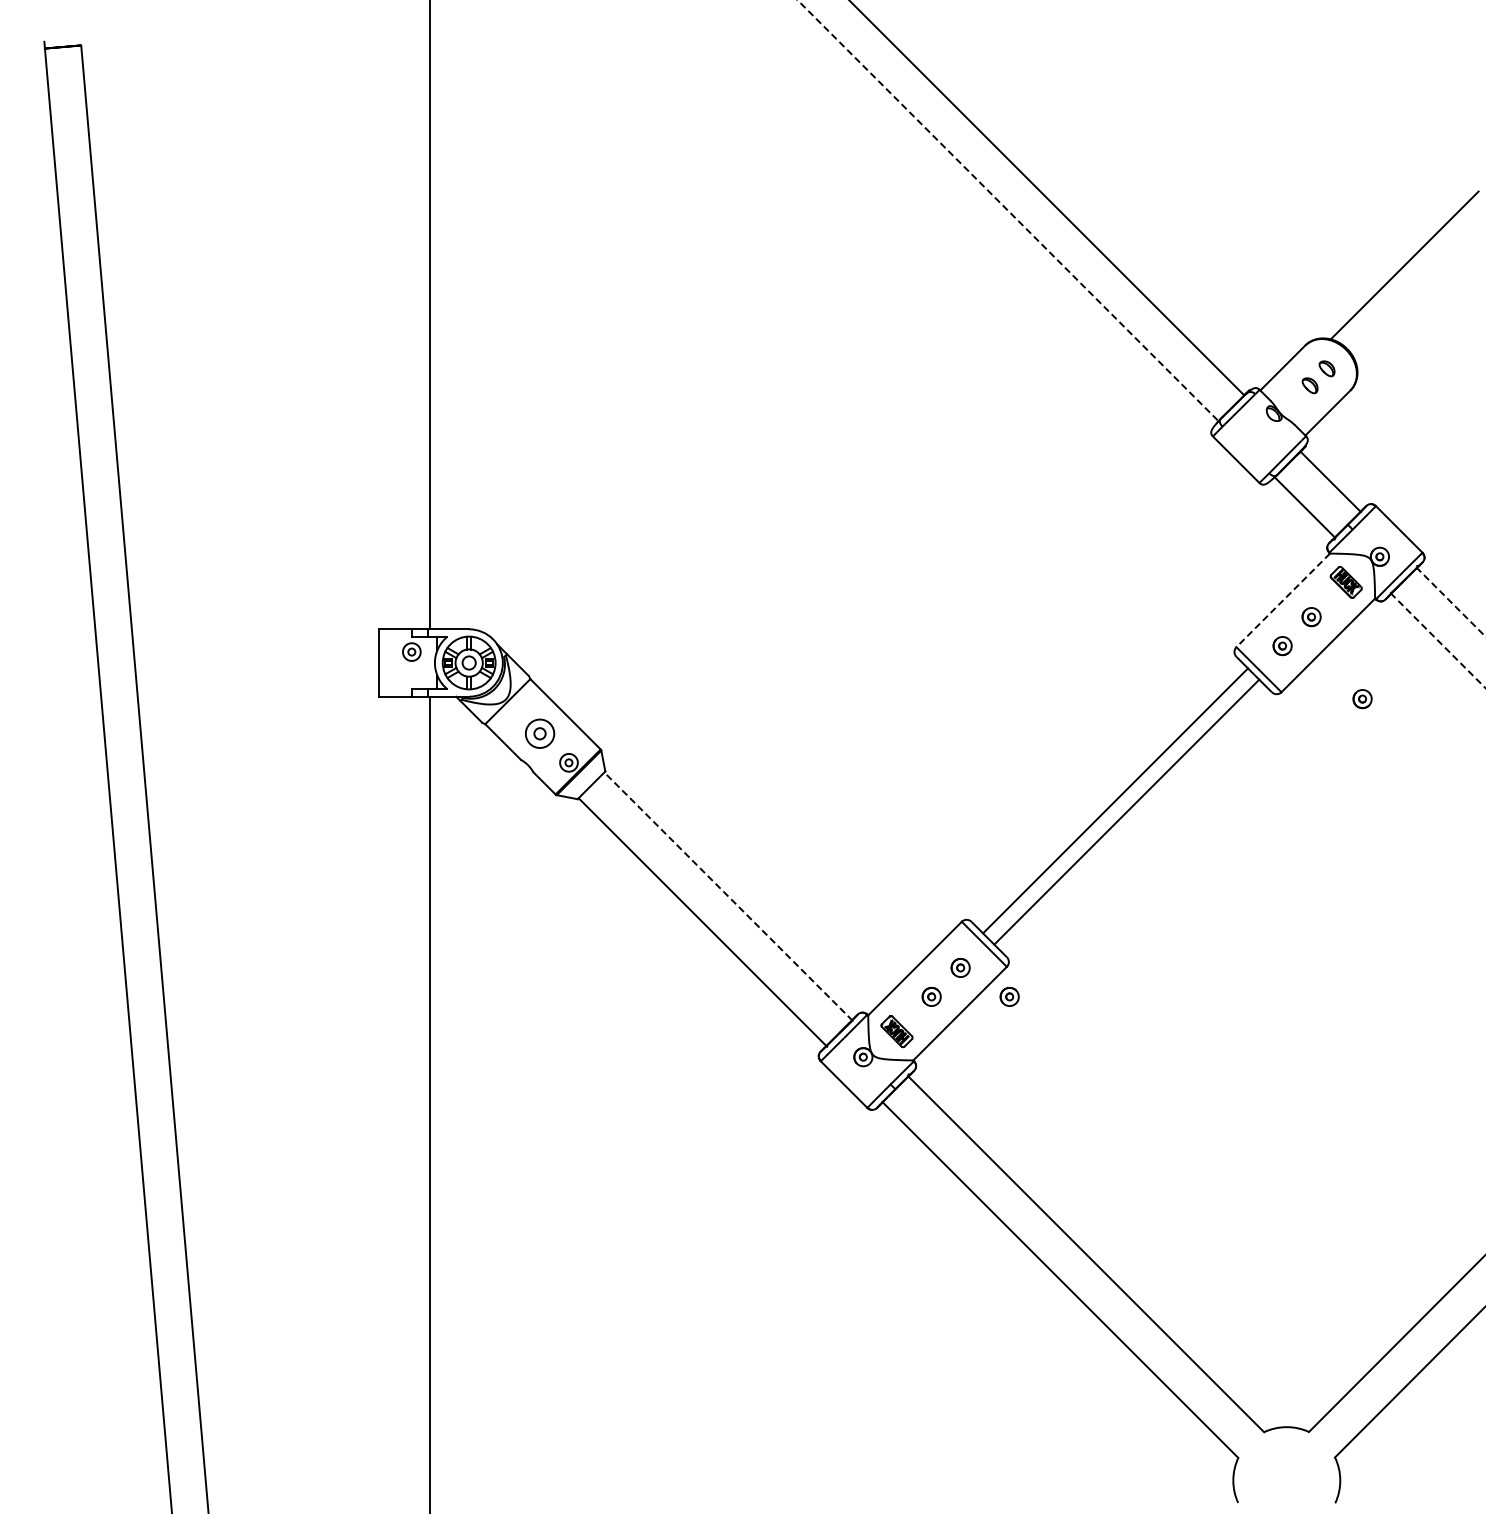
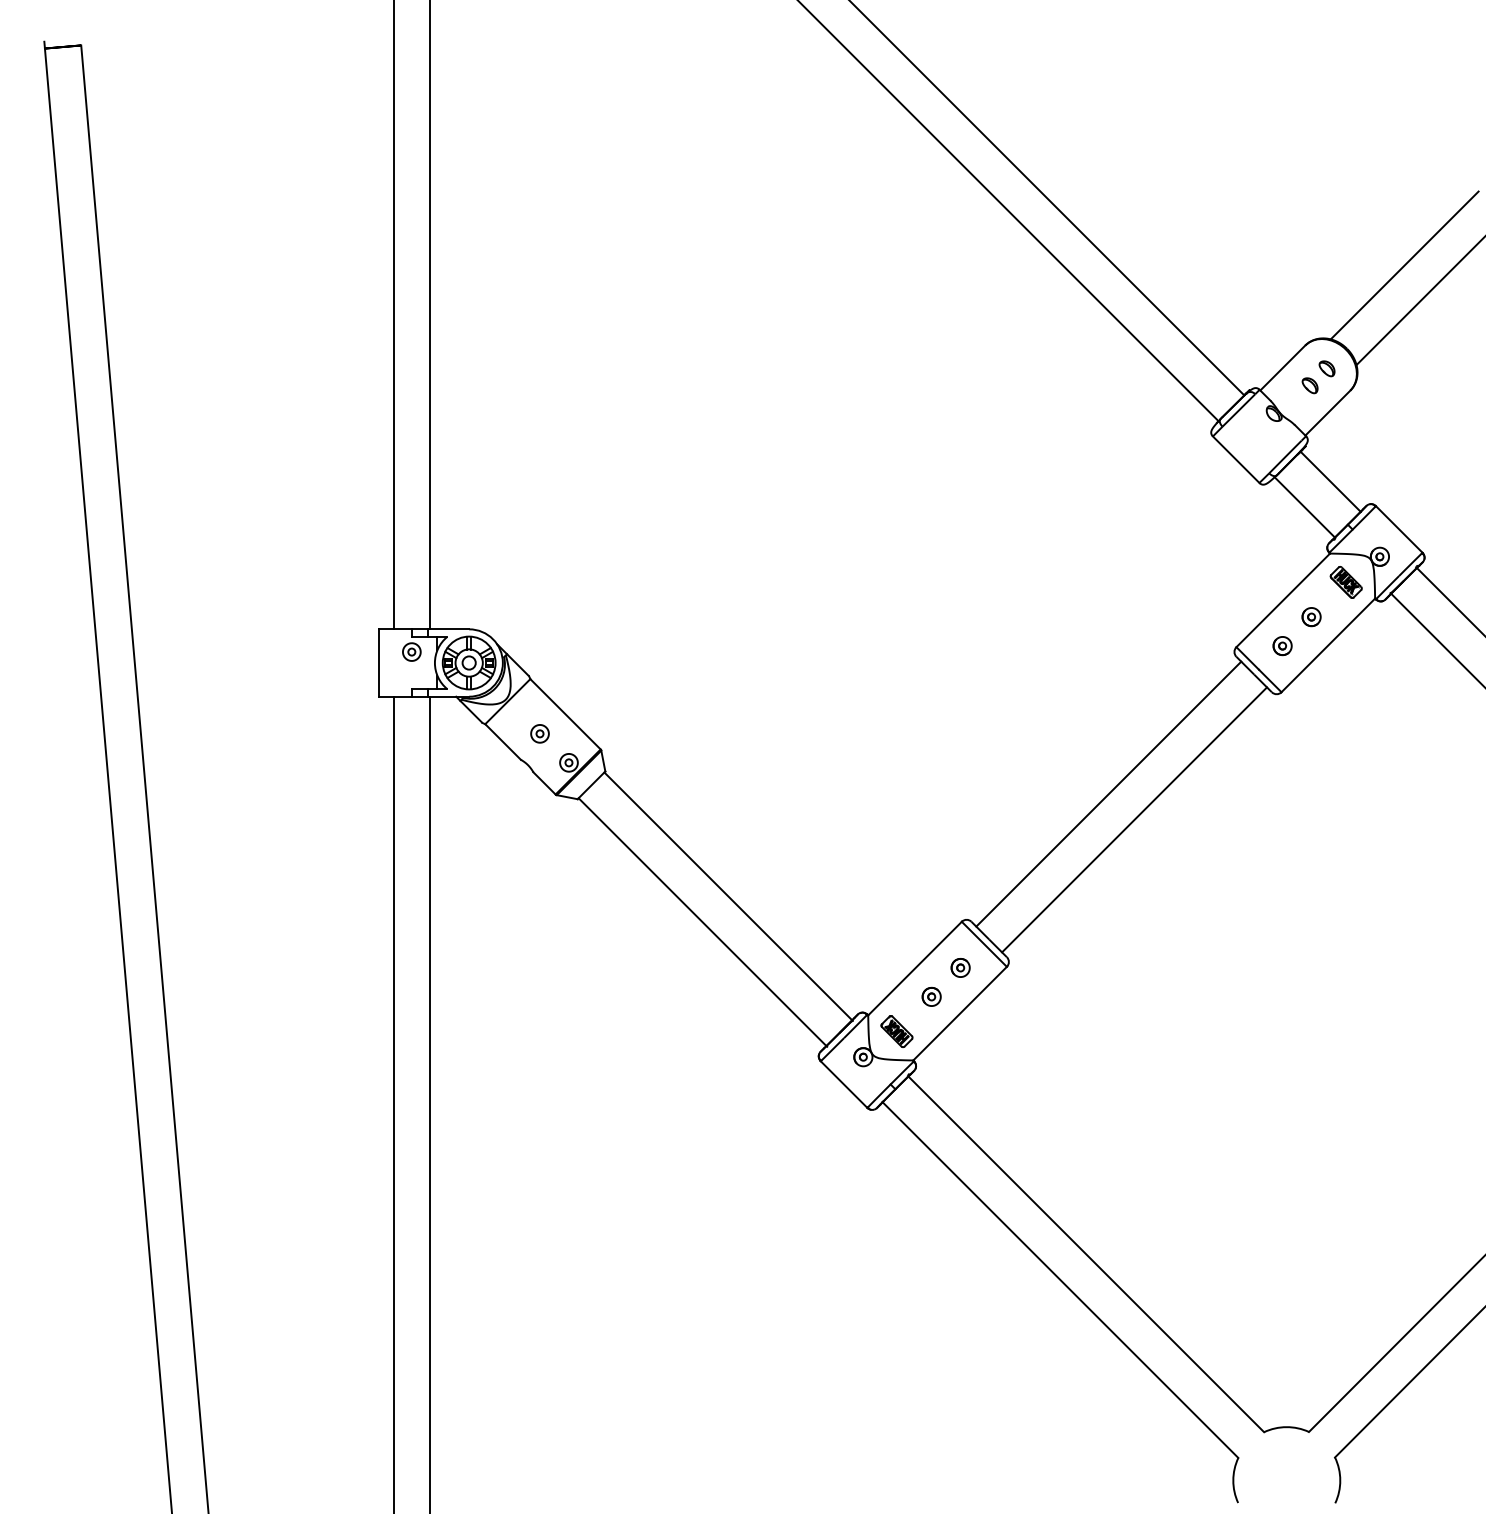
line: dashed -> solid (1008, 210)
line: none -> present (1419, 302)
line: none -> present (393, 315)
line: dashed -> solid (1282, 600)
line: dashed -> solid (1450, 601)
line: dashed -> solid (1438, 641)
part: present -> none (1362, 699)
part size: 31x31 px -> 20x20 px (539, 733)
line position: (1115, 800) -> (1134, 819) (1134, 819)
line position: (1126, 811) -> (1108, 793) (1108, 793)
line: dashed -> solid (728, 896)
part: present -> none (1009, 996)
line: none -> present (393, 1103)
